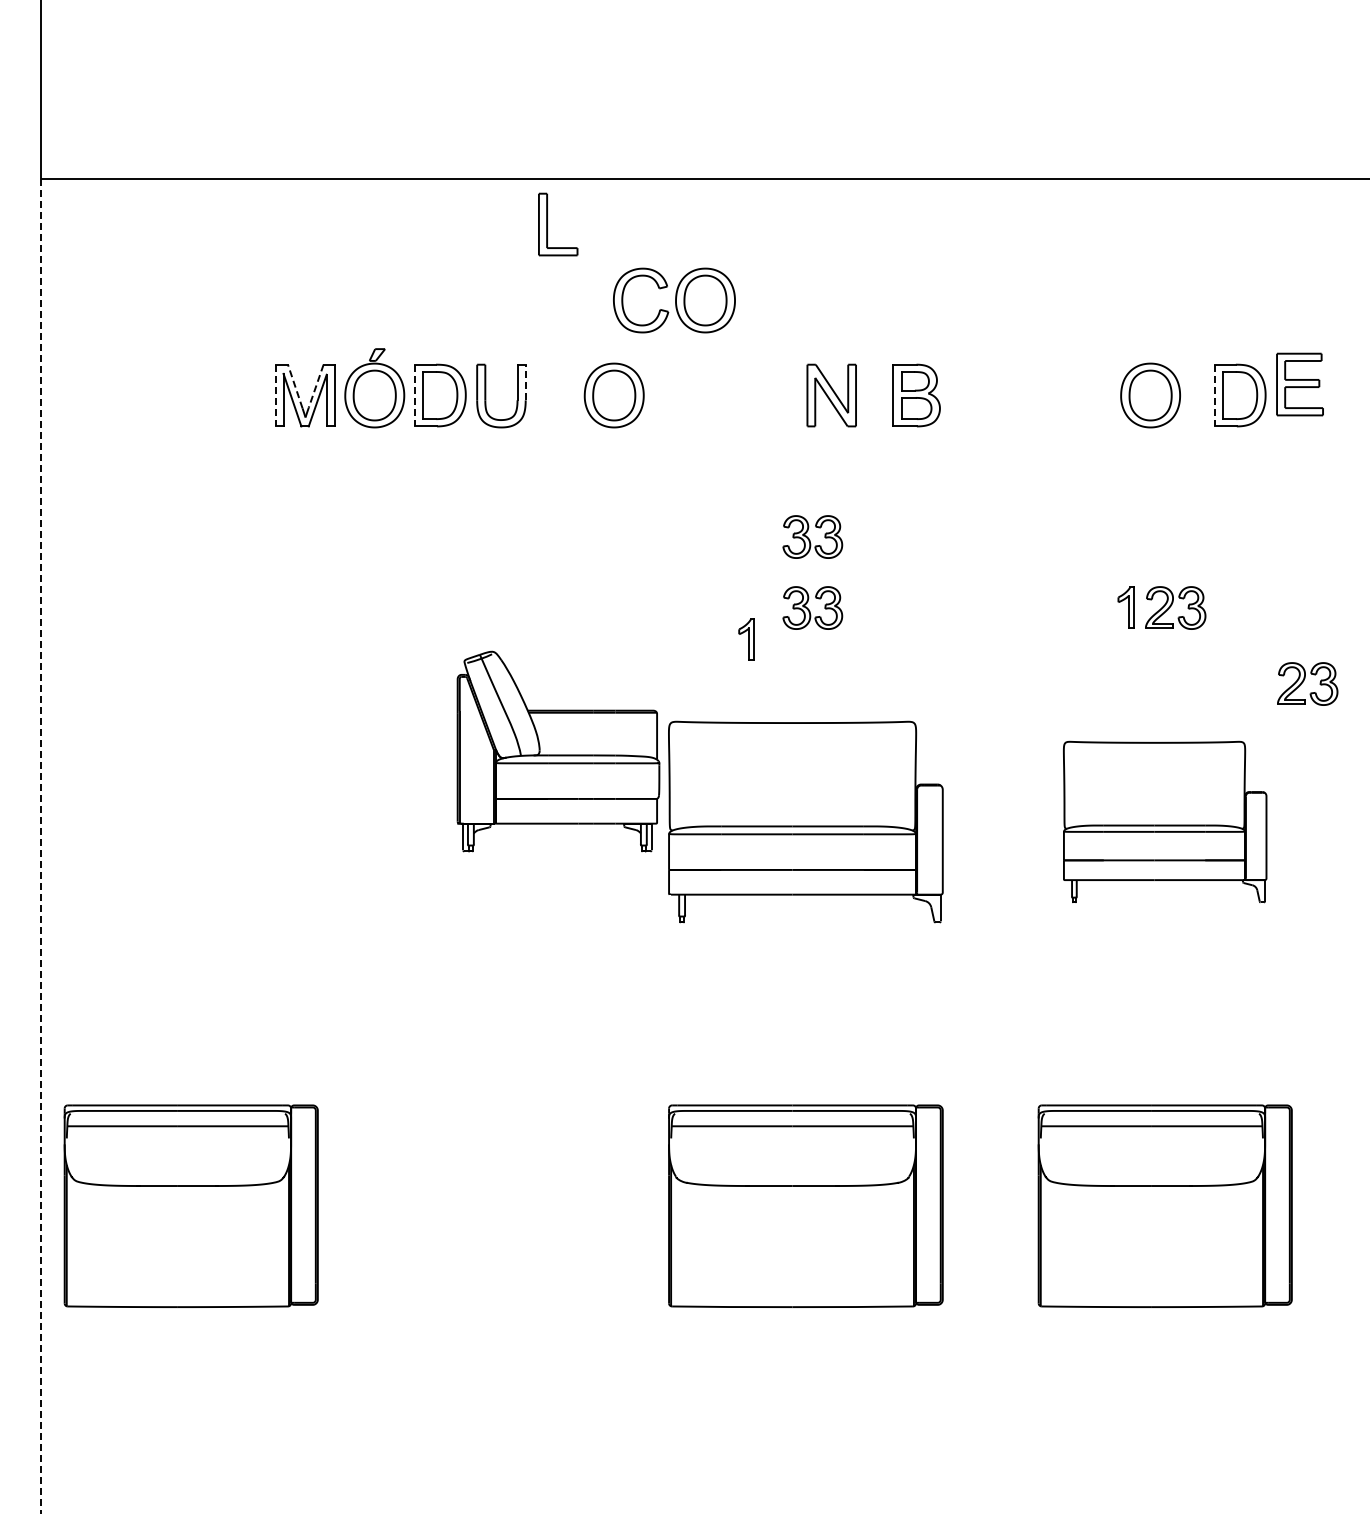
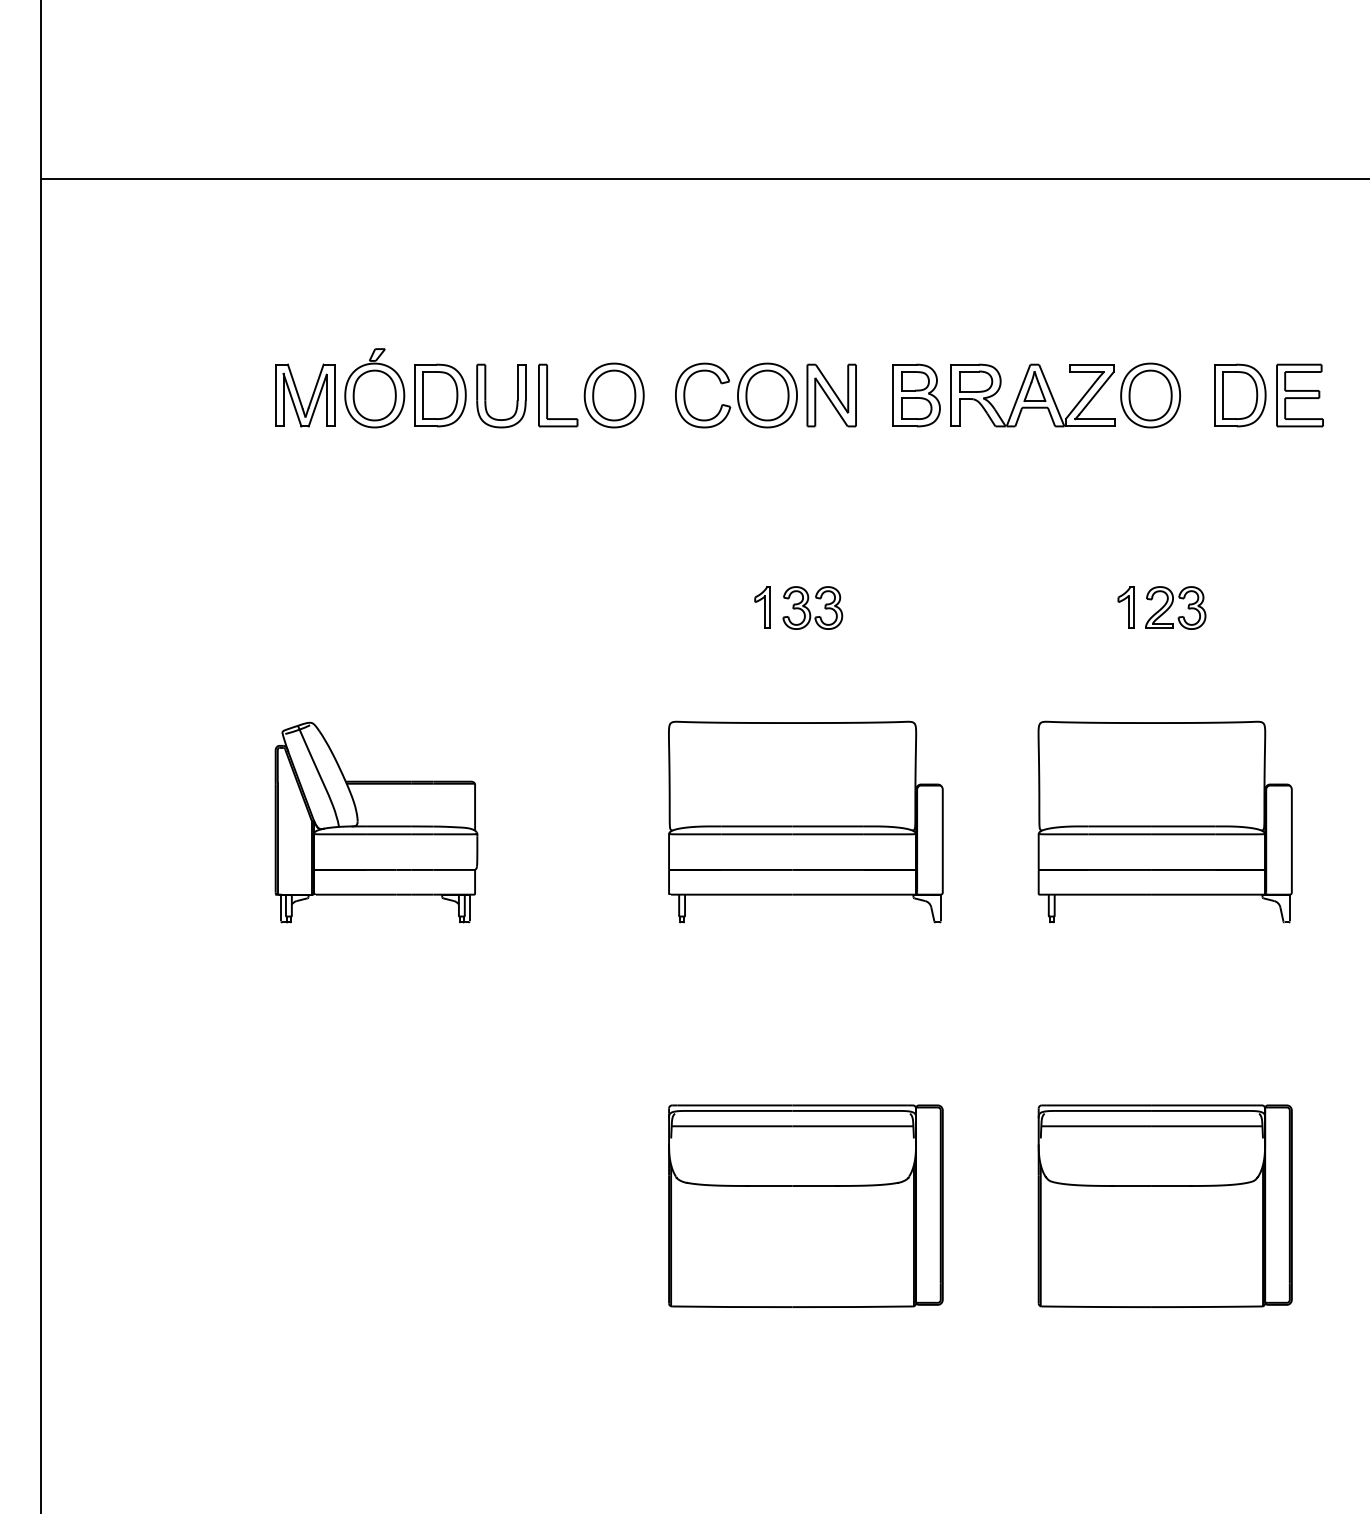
part position: (547, 224) -> (547, 395) (547, 395)
part position: (674, 300) -> (736, 395) (736, 395)
line: dashed -> solid (525, 382)
part position: (1299, 384) -> (1299, 395) (1299, 395)
line: dashed -> solid (295, 386)
line: dashed -> solid (316, 386)
line: dashed -> solid (275, 395)
line: dashed -> solid (414, 395)
part: none -> present (1032, 395)
line: dashed -> solid (1214, 395)
part: present -> none (812, 536)
part position: (746, 639) -> (762, 607) (762, 607)
part: present -> none (1307, 683)
part position: (558, 751) -> (376, 822) (376, 822)
part size: 205x164 px -> 256x204 px (1164, 821)
line: dashed -> solid (41, 846)
part: present -> none (190, 1205)
